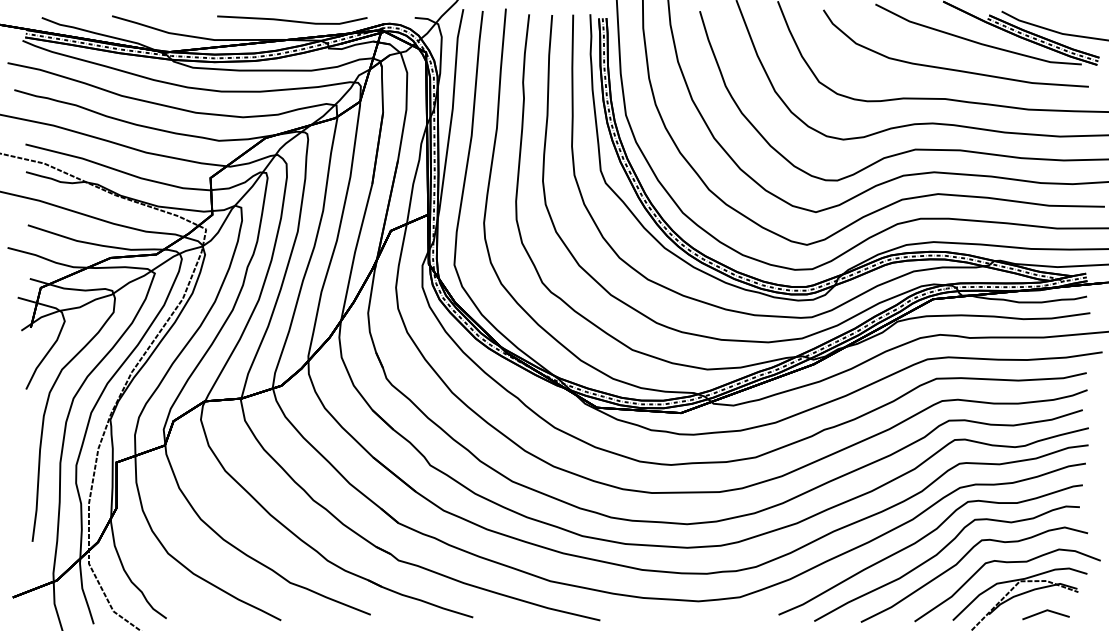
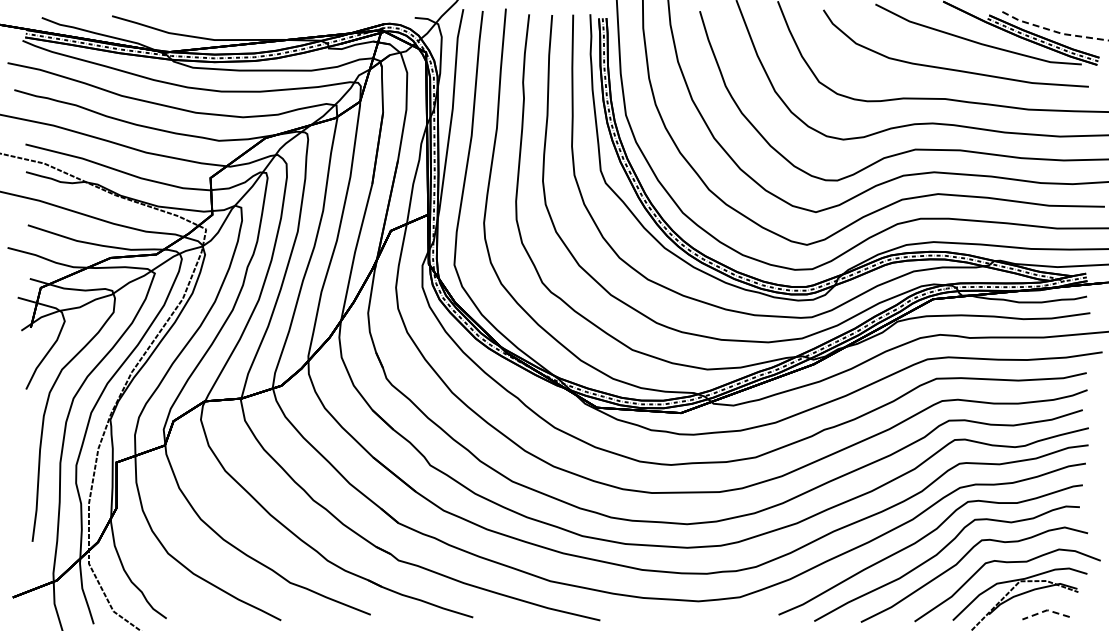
line: present -> none (292, 20)
line: solid -> dashed (1053, 31)
line: solid -> dashed (1046, 610)
